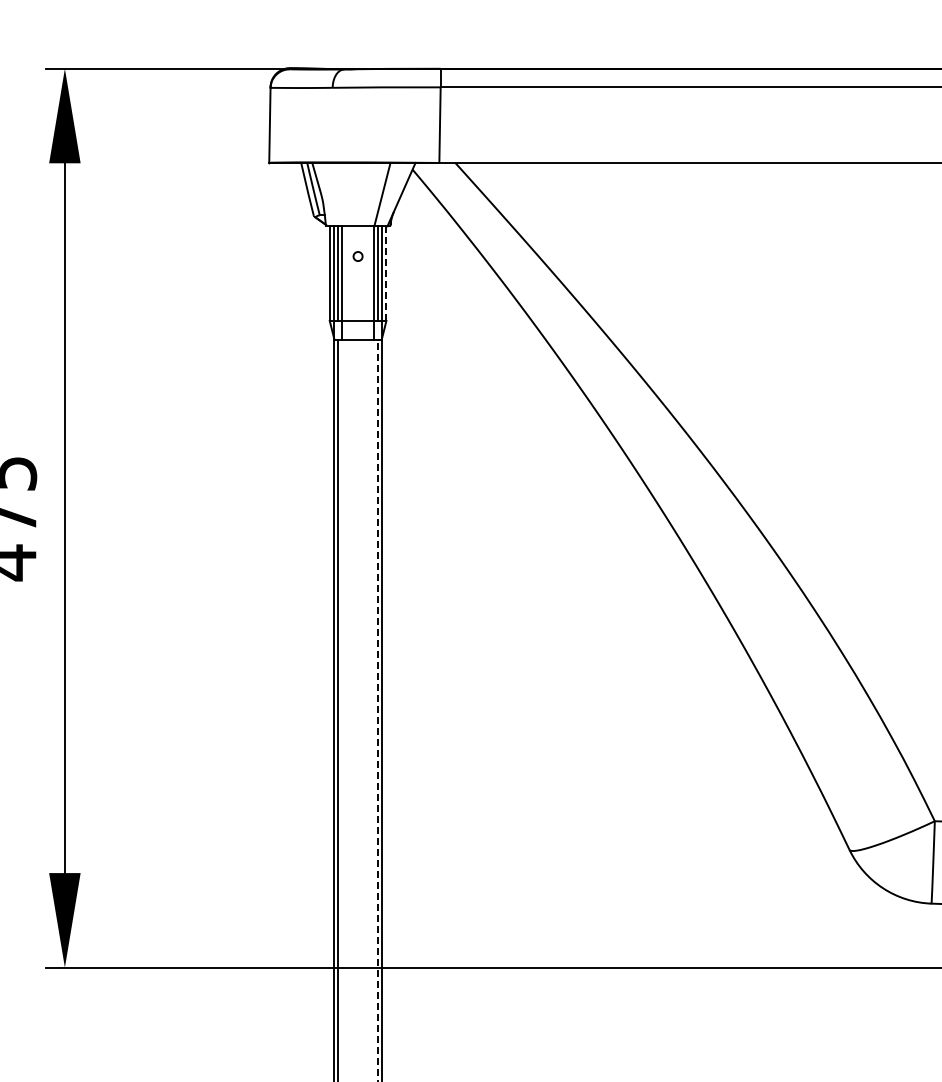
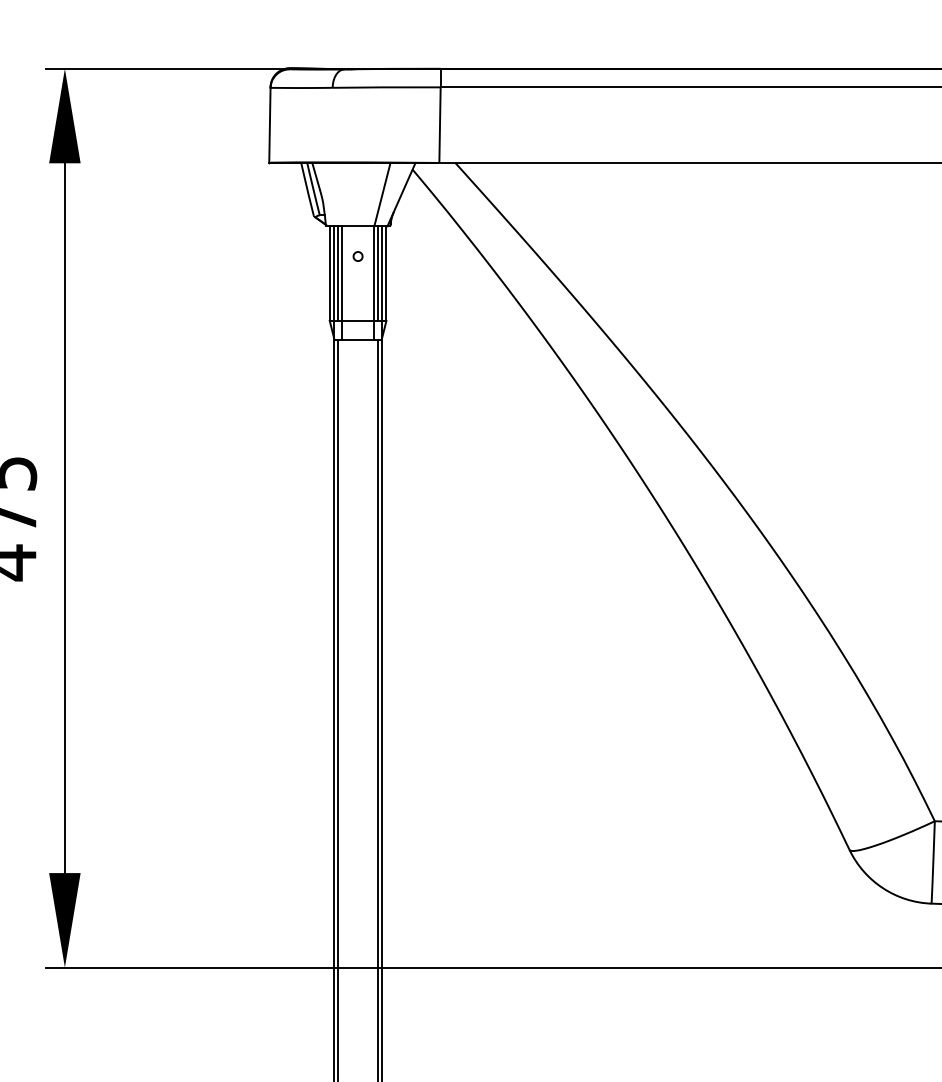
line: dashed -> solid (386, 273)
line: dashed -> solid (377, 710)
